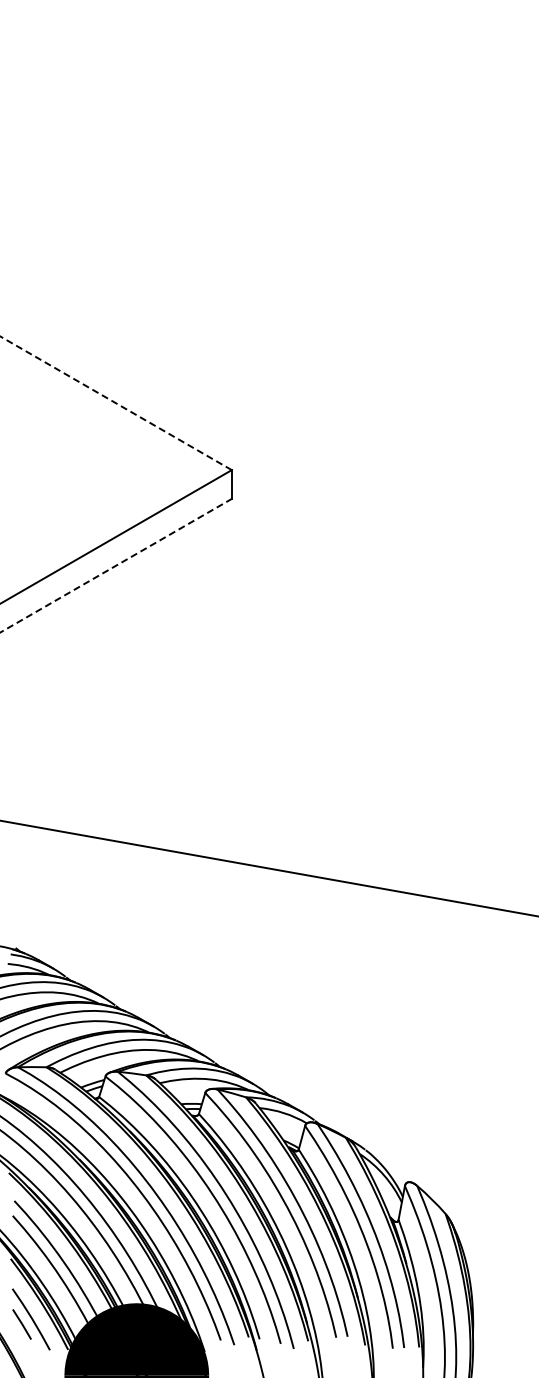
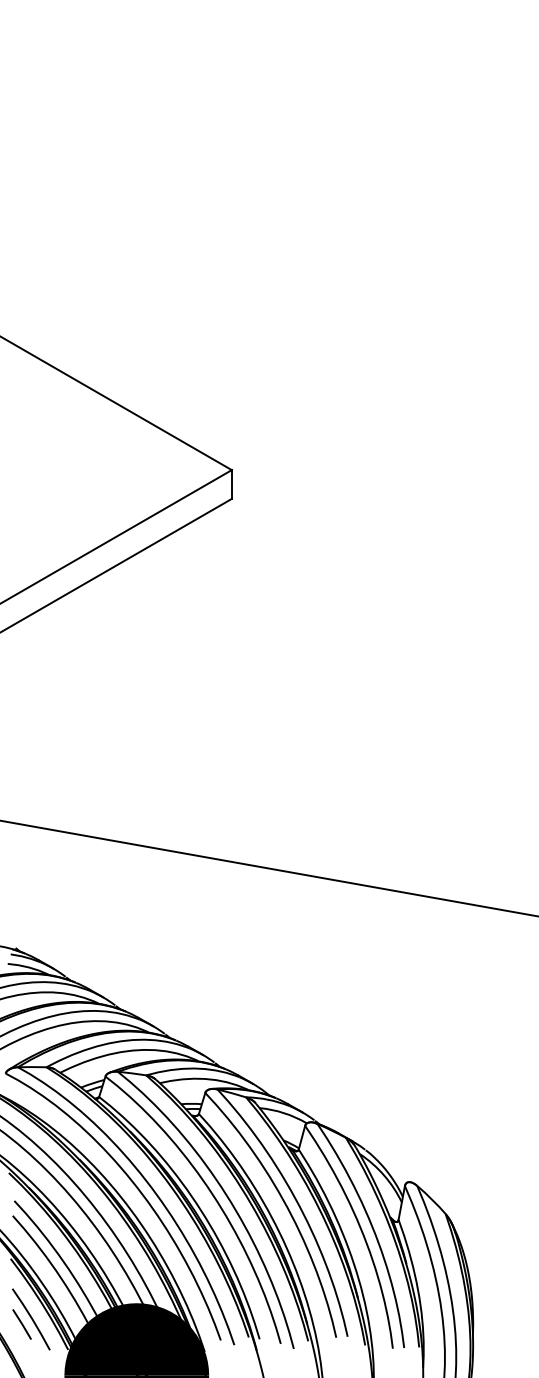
line: dashed -> solid (115, 403)
line: dashed -> solid (116, 565)
